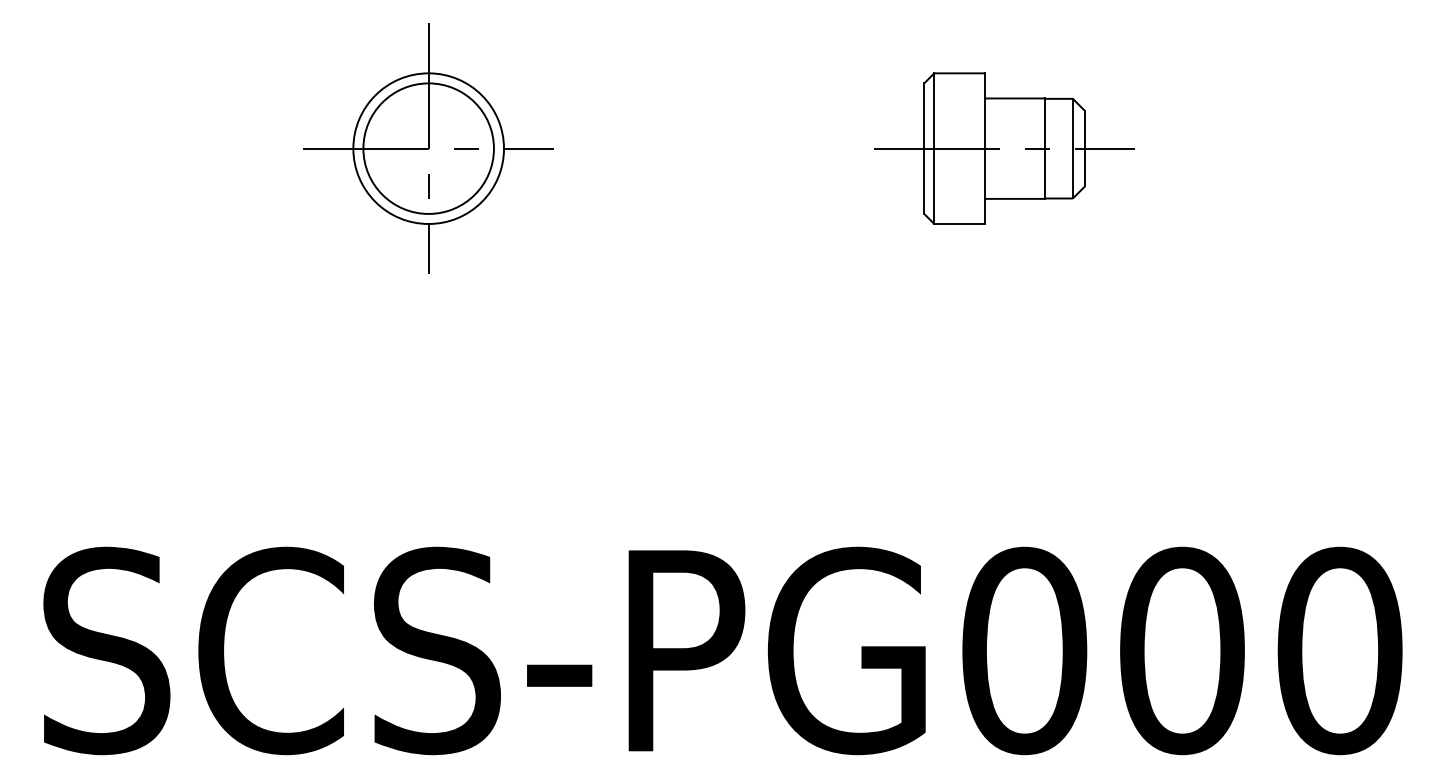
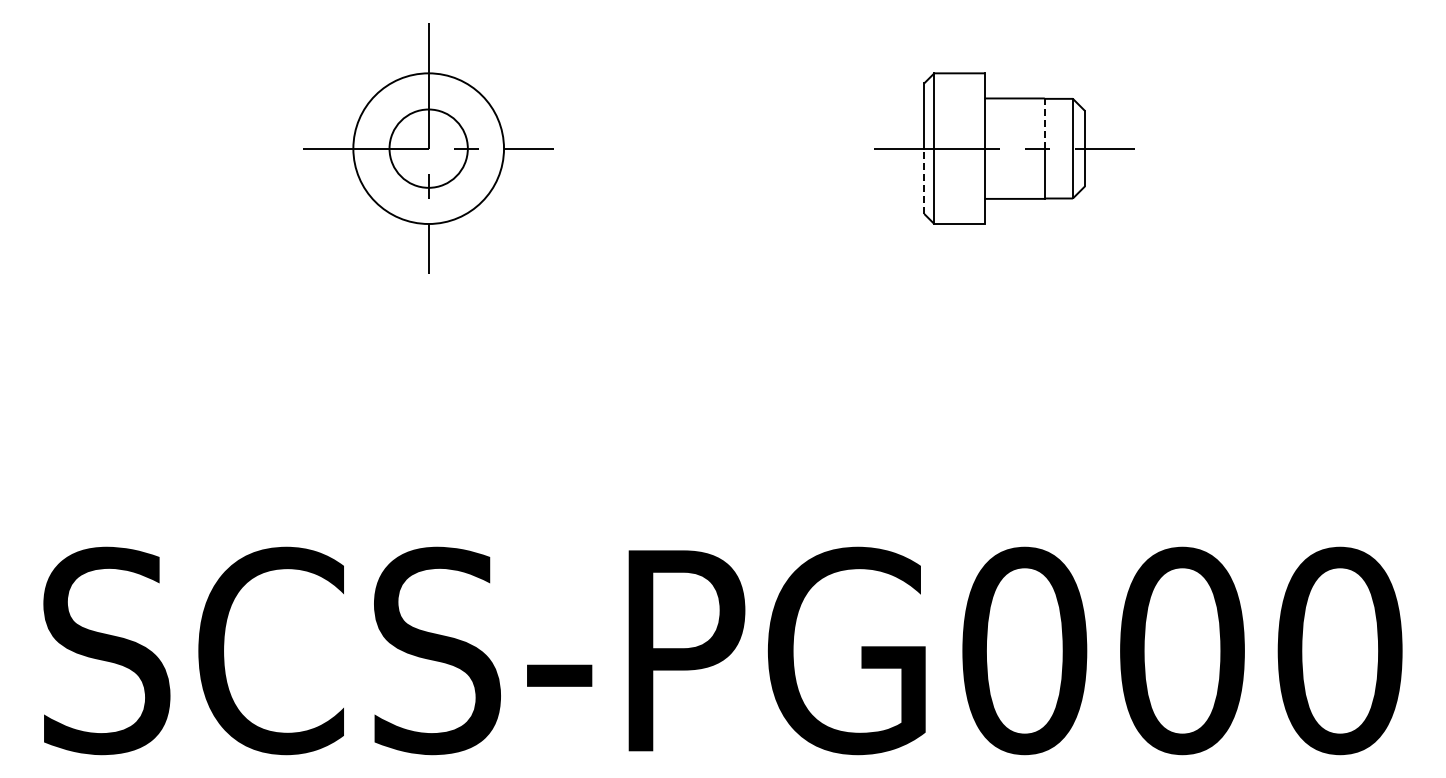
line: solid -> dashed (1044, 123)
circle diameter: 131 px -> 78 px (428, 148)
line: solid -> dashed (924, 181)
